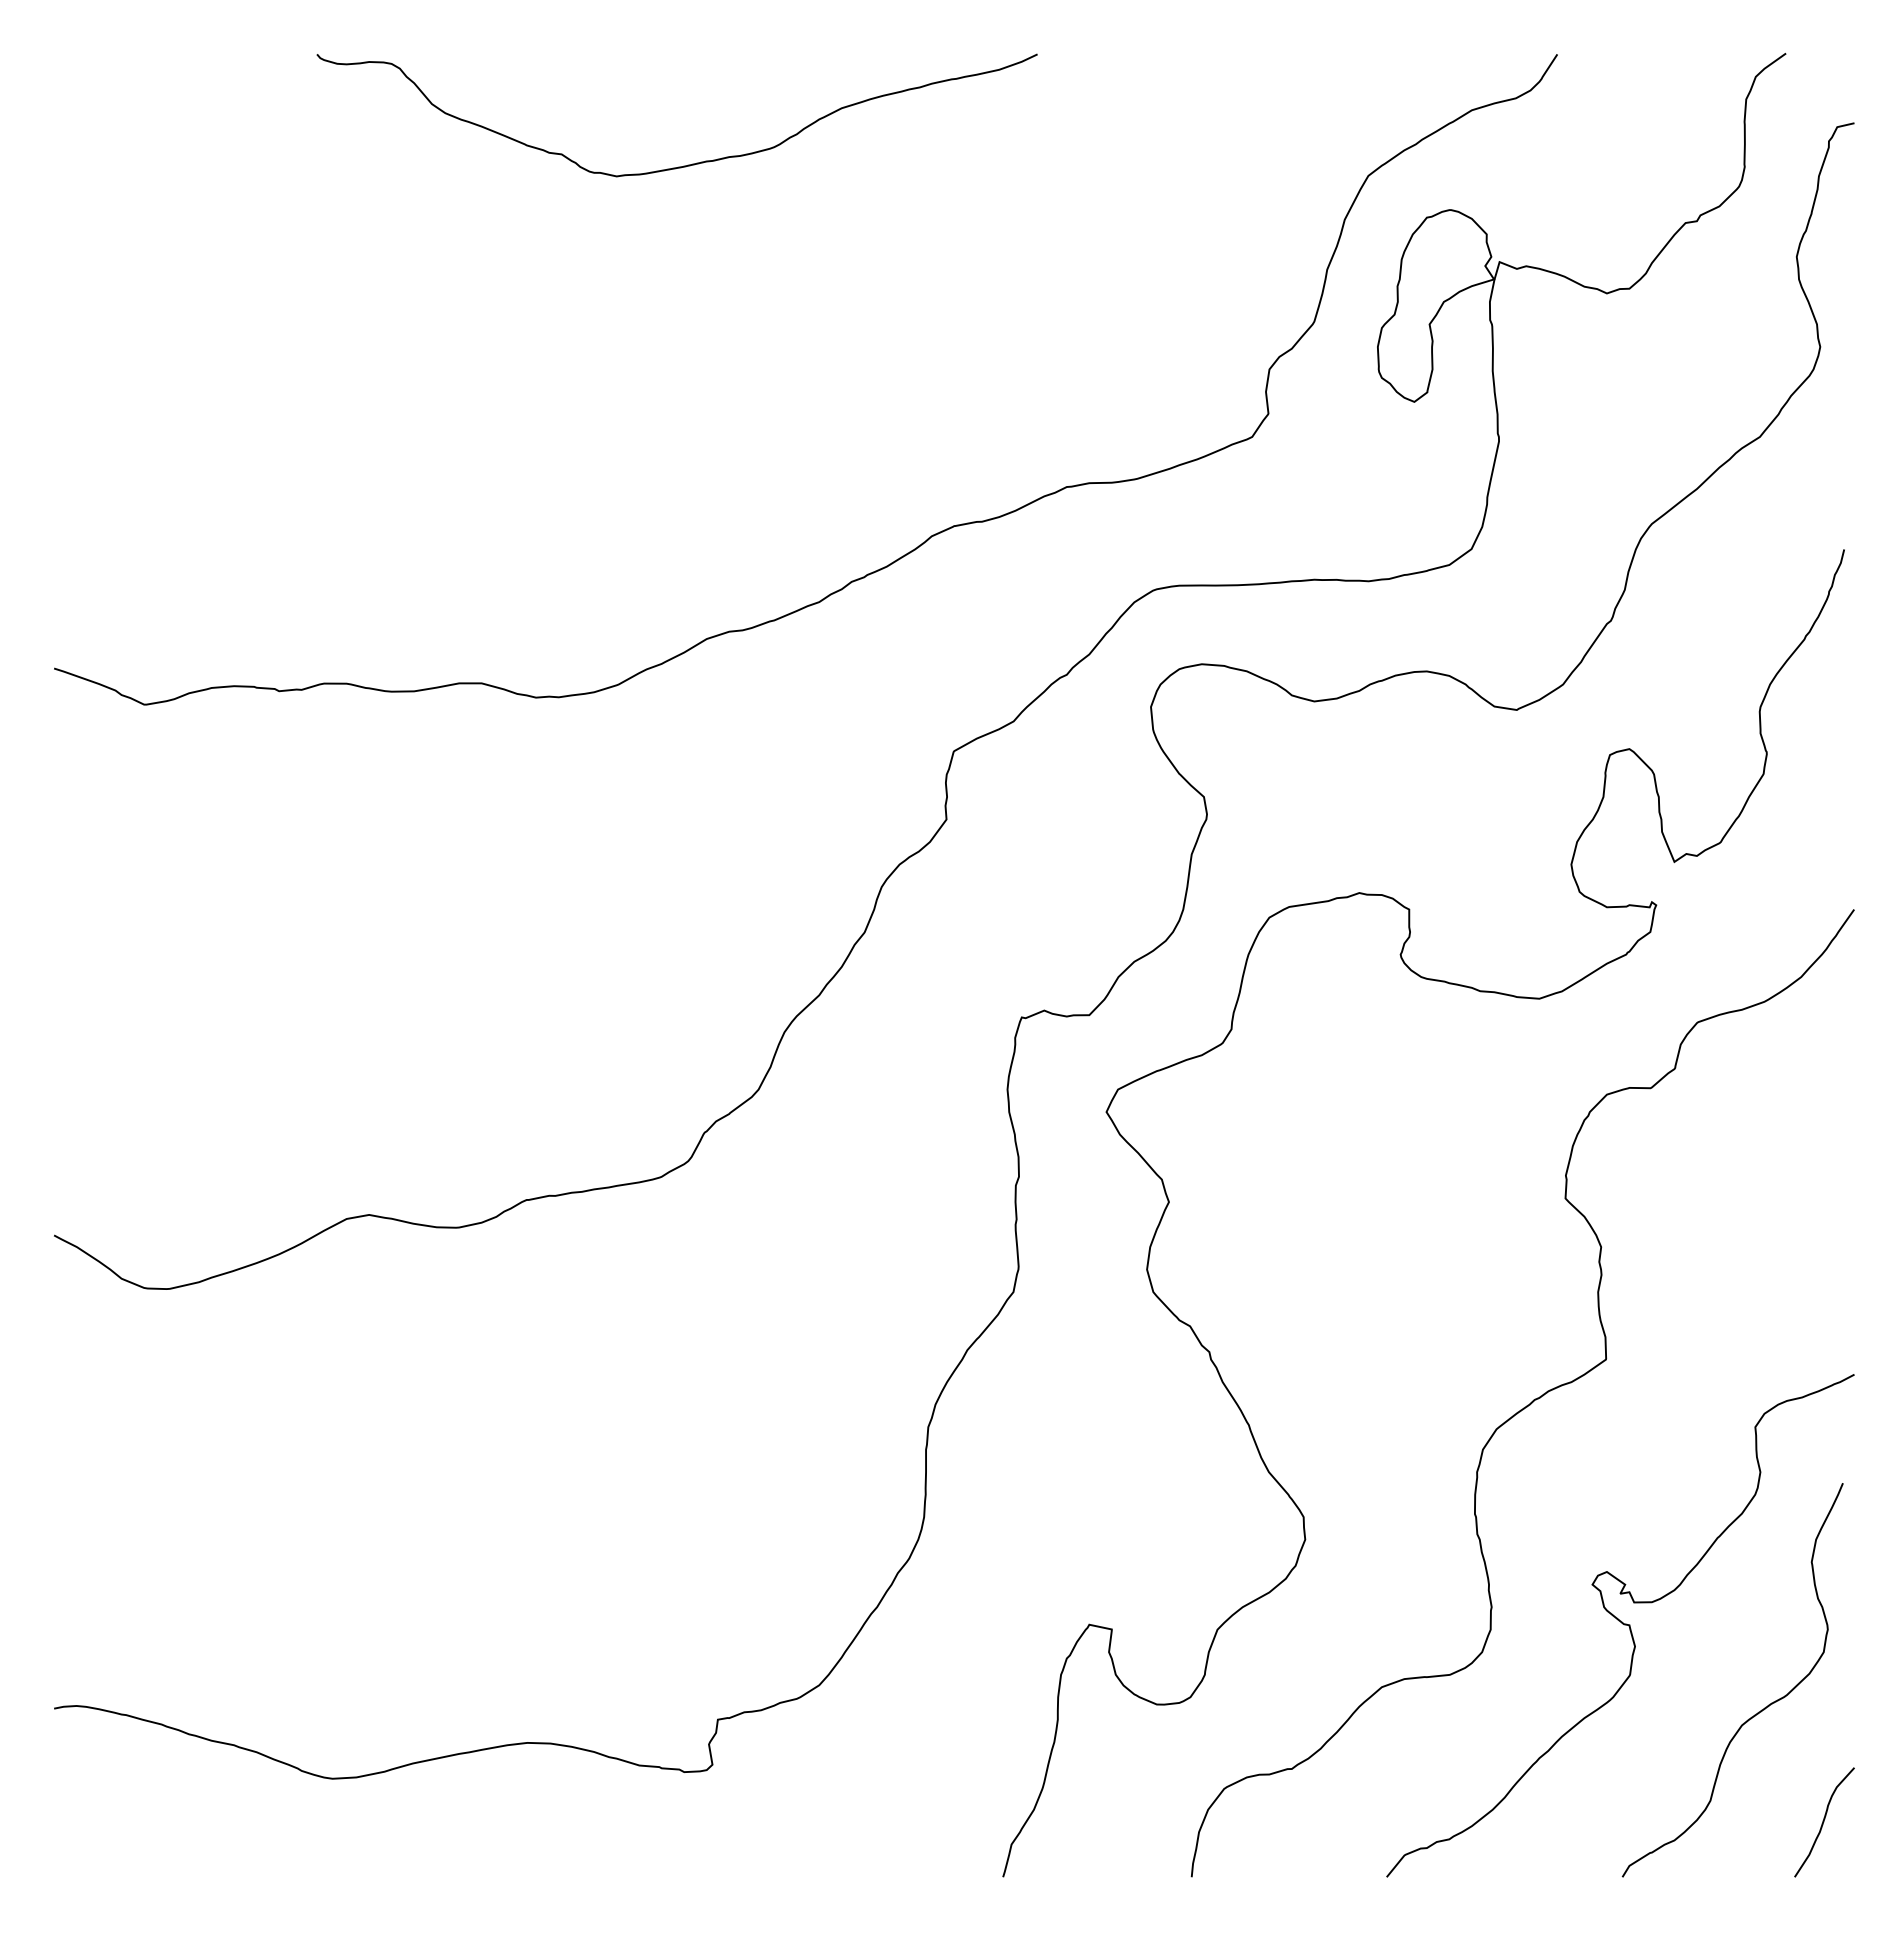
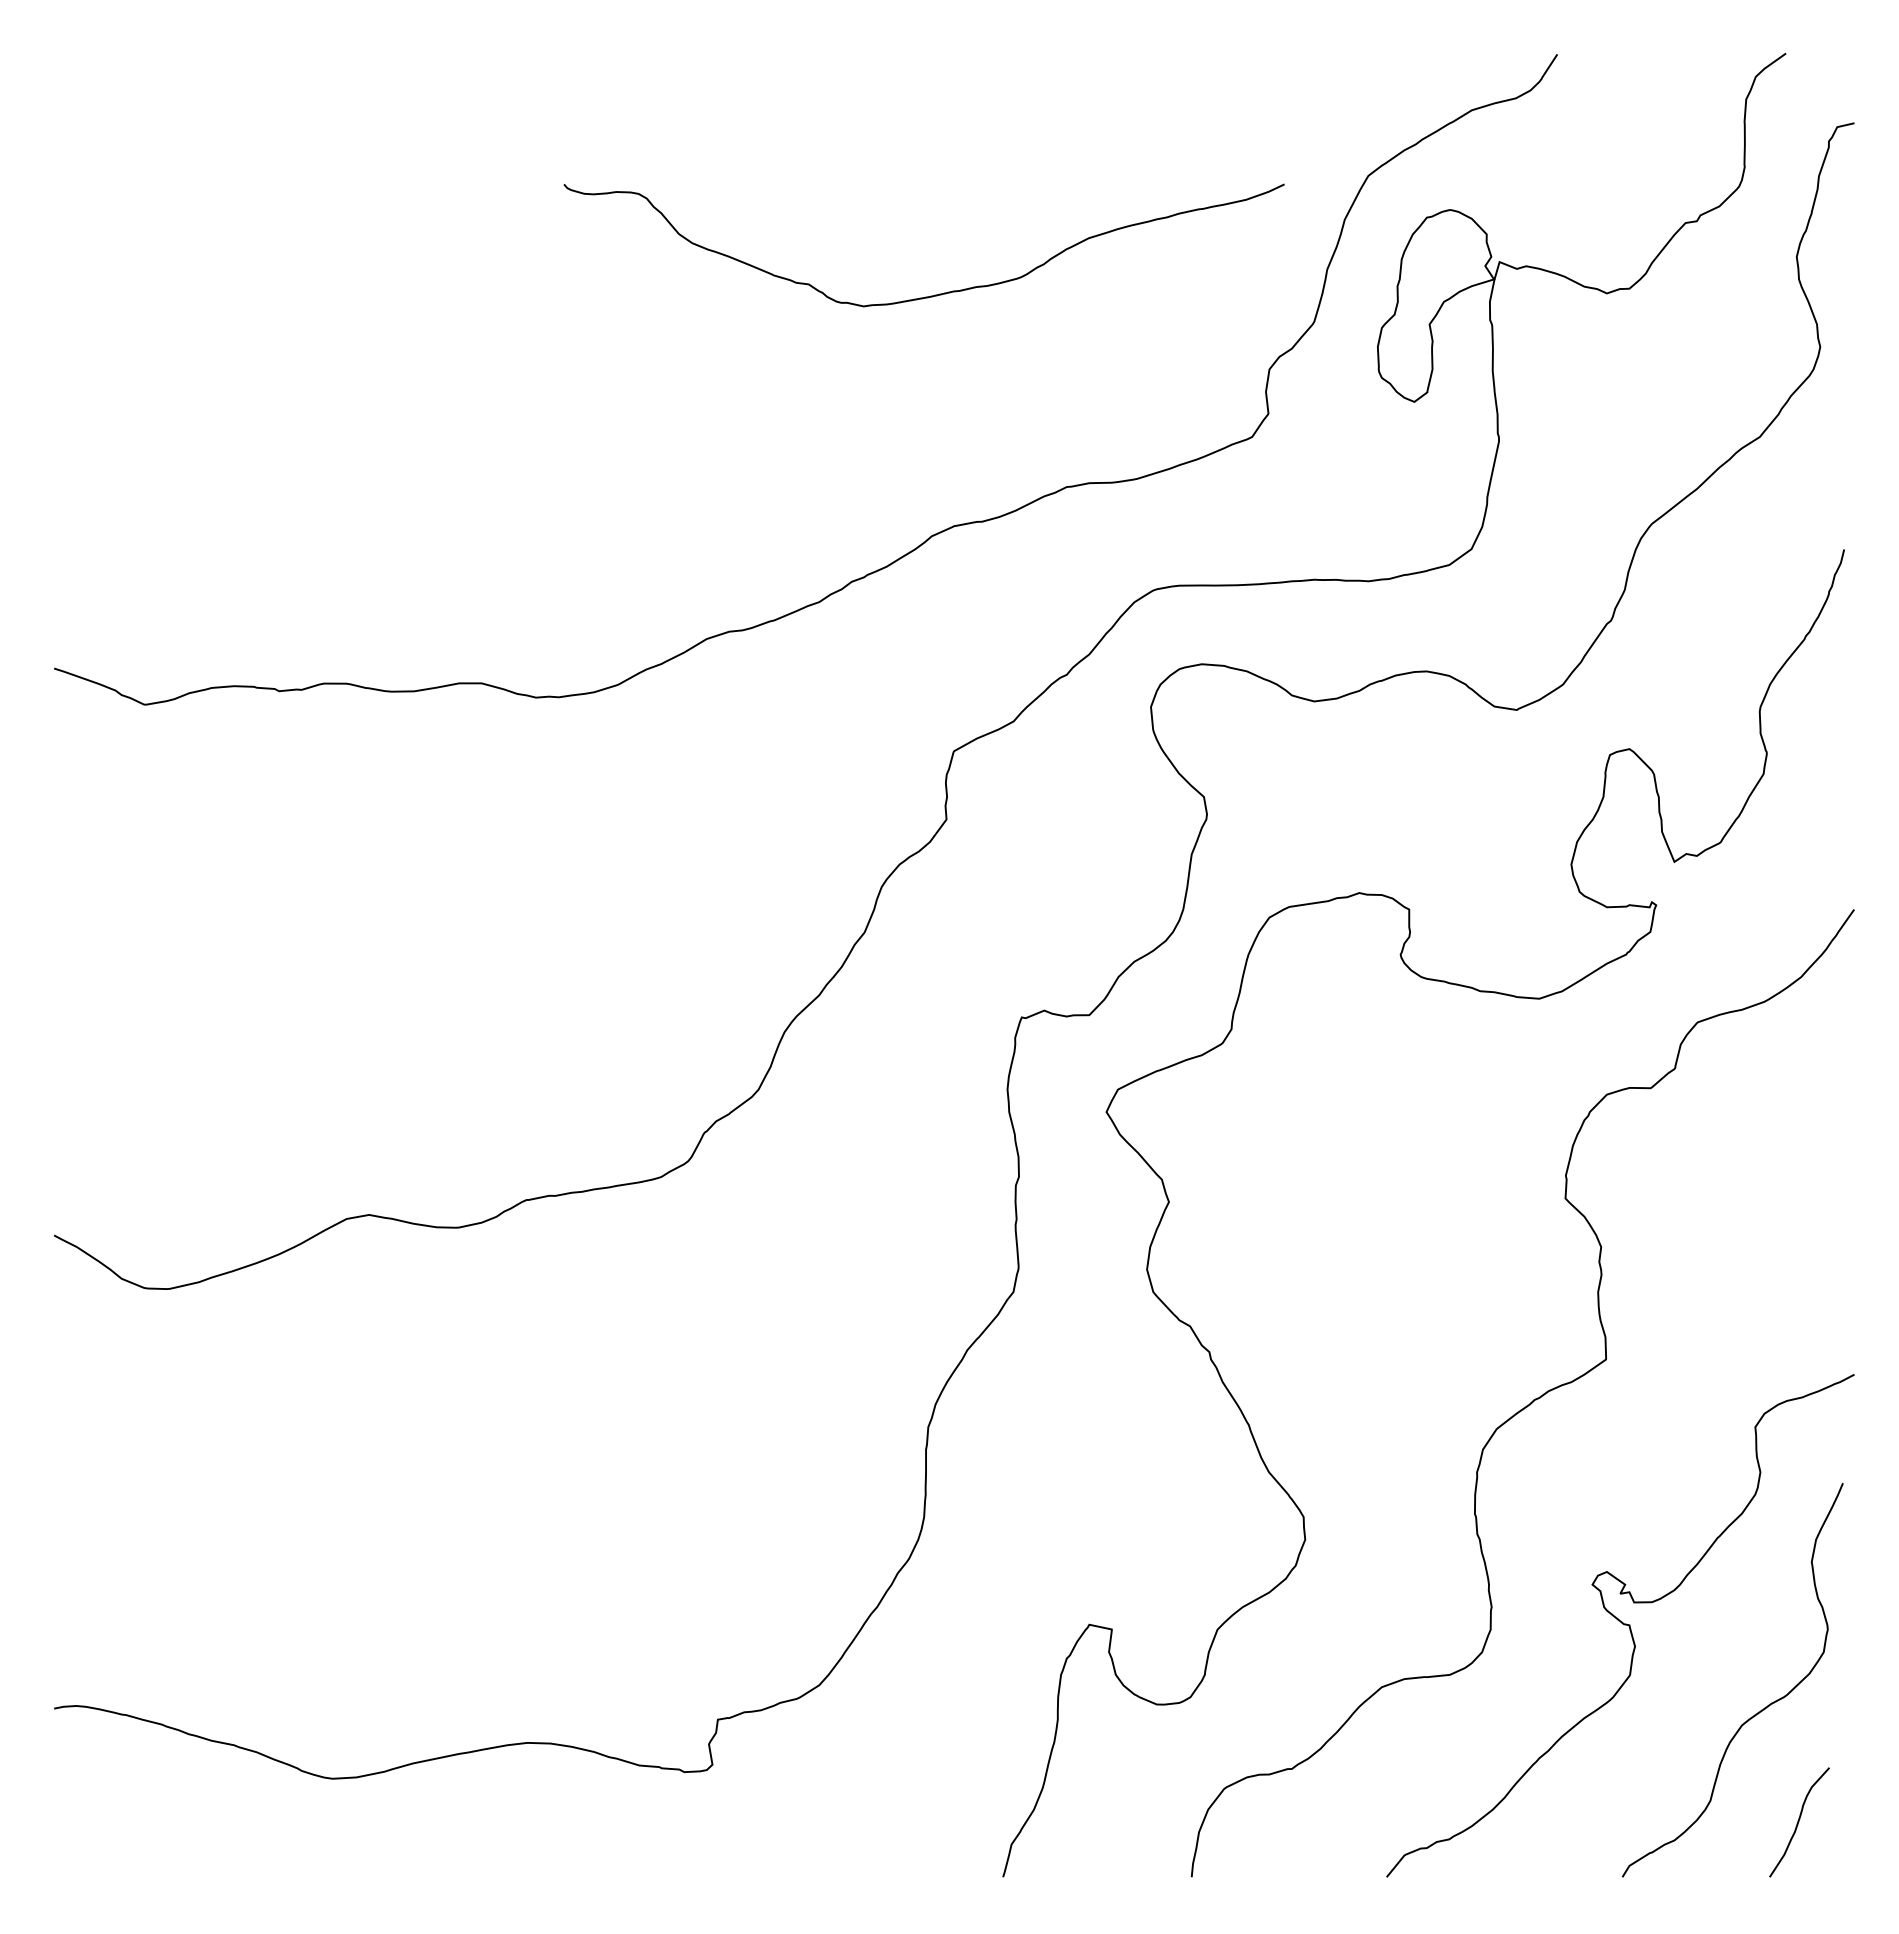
curve position: (688, 164) -> (935, 294) (935, 294)
curve position: (1824, 1822) -> (1799, 1822) (1799, 1822)
